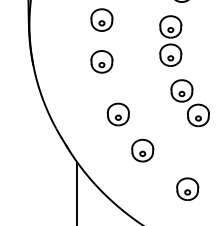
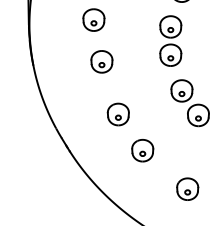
part position: (101, 19) -> (93, 19) (93, 19)
line: present -> none (77, 192)
